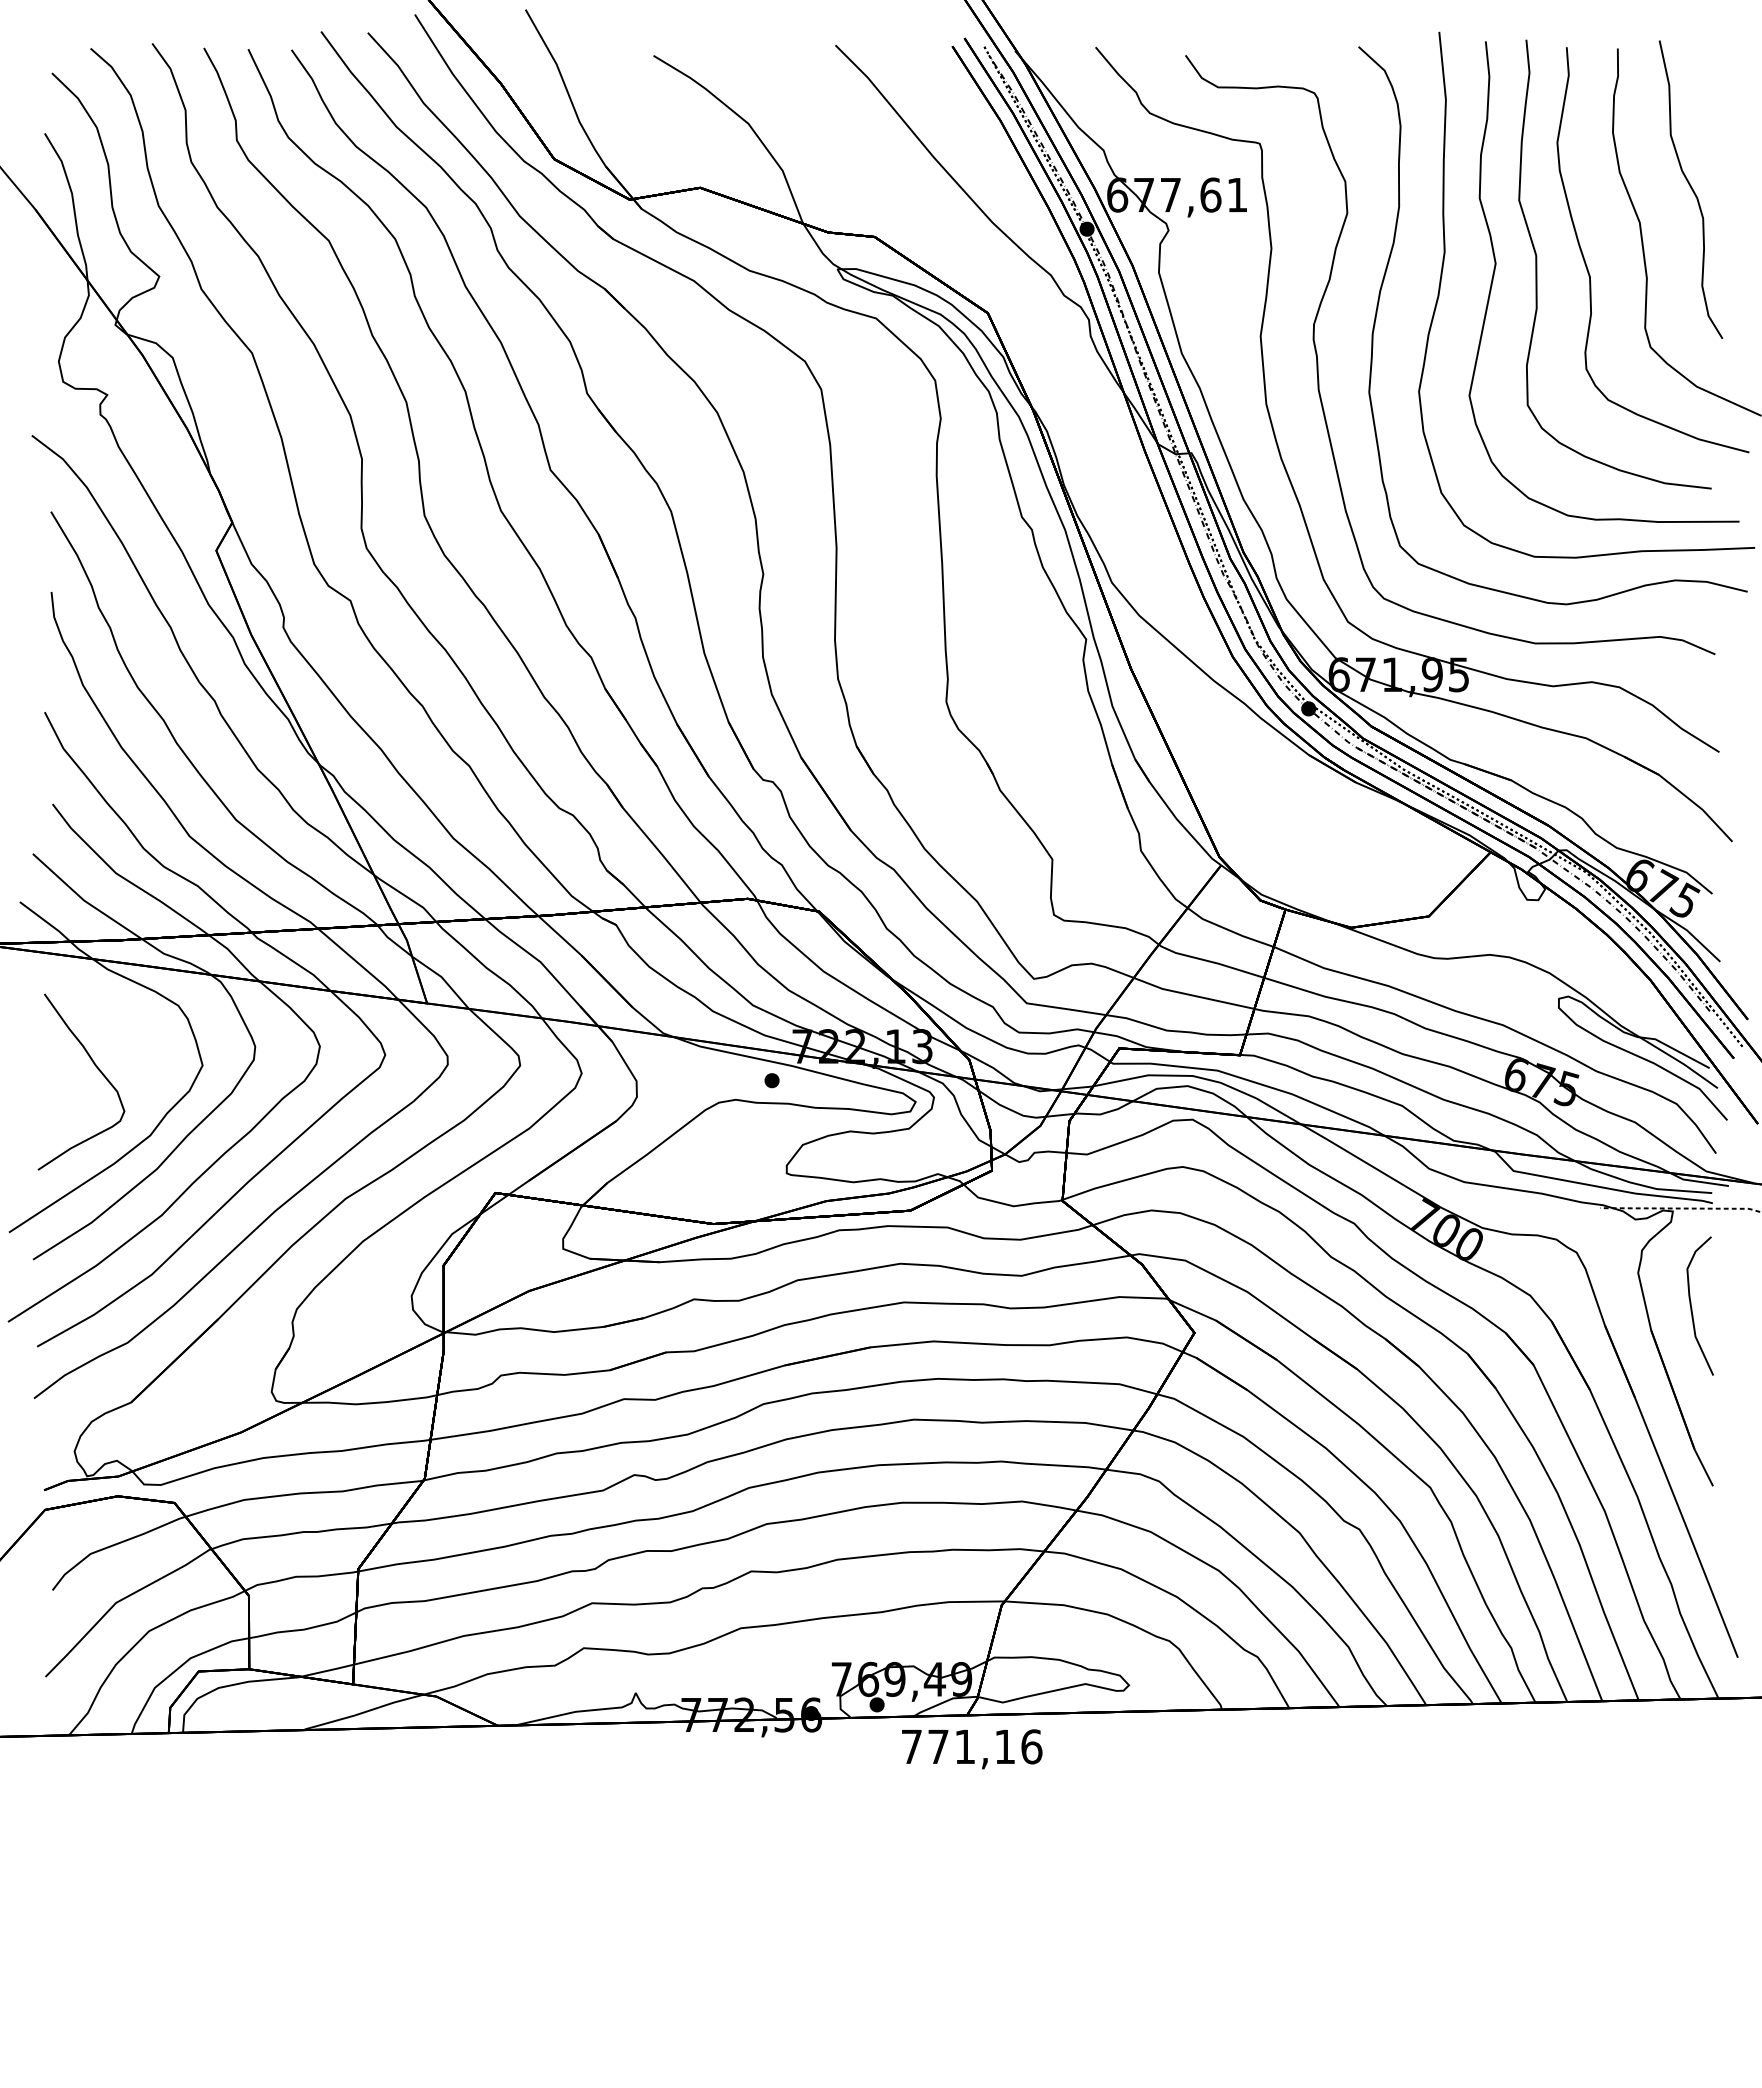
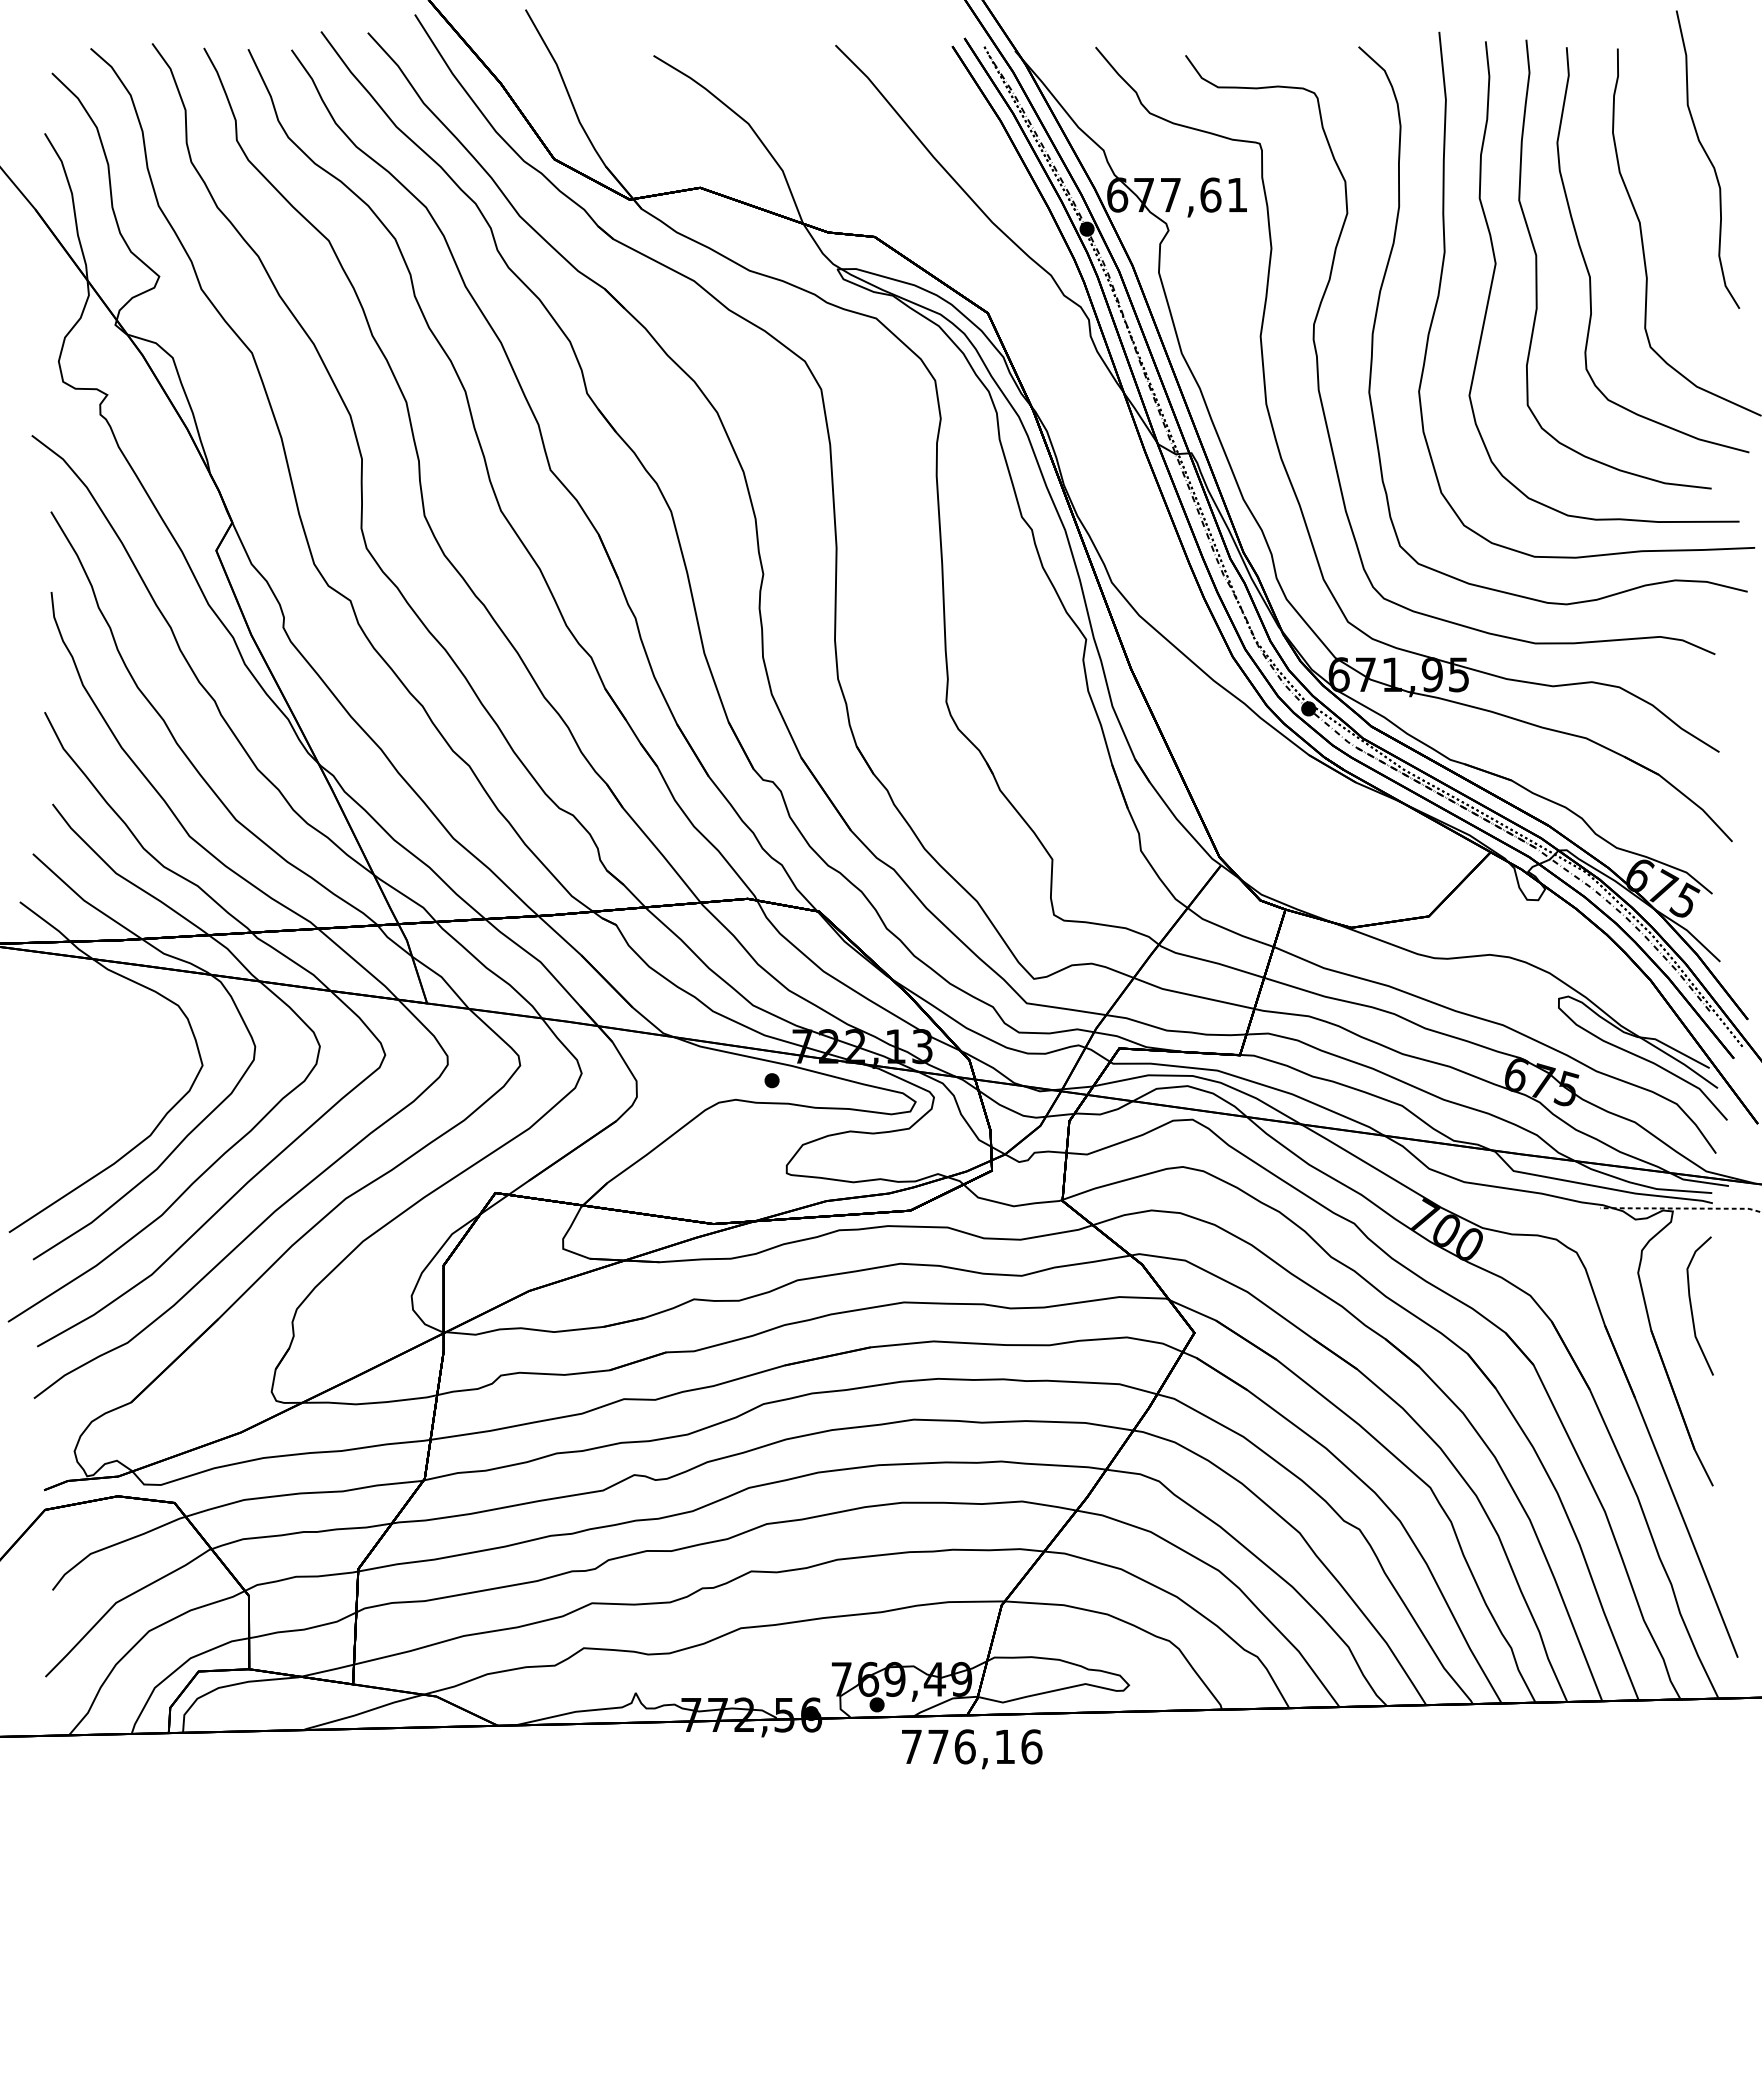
curve position: (1690, 188) -> (1707, 158) (1707, 158)
curve: present -> none (97, 1069)
text: 771,16 -> 776,16 (964, 1746)
